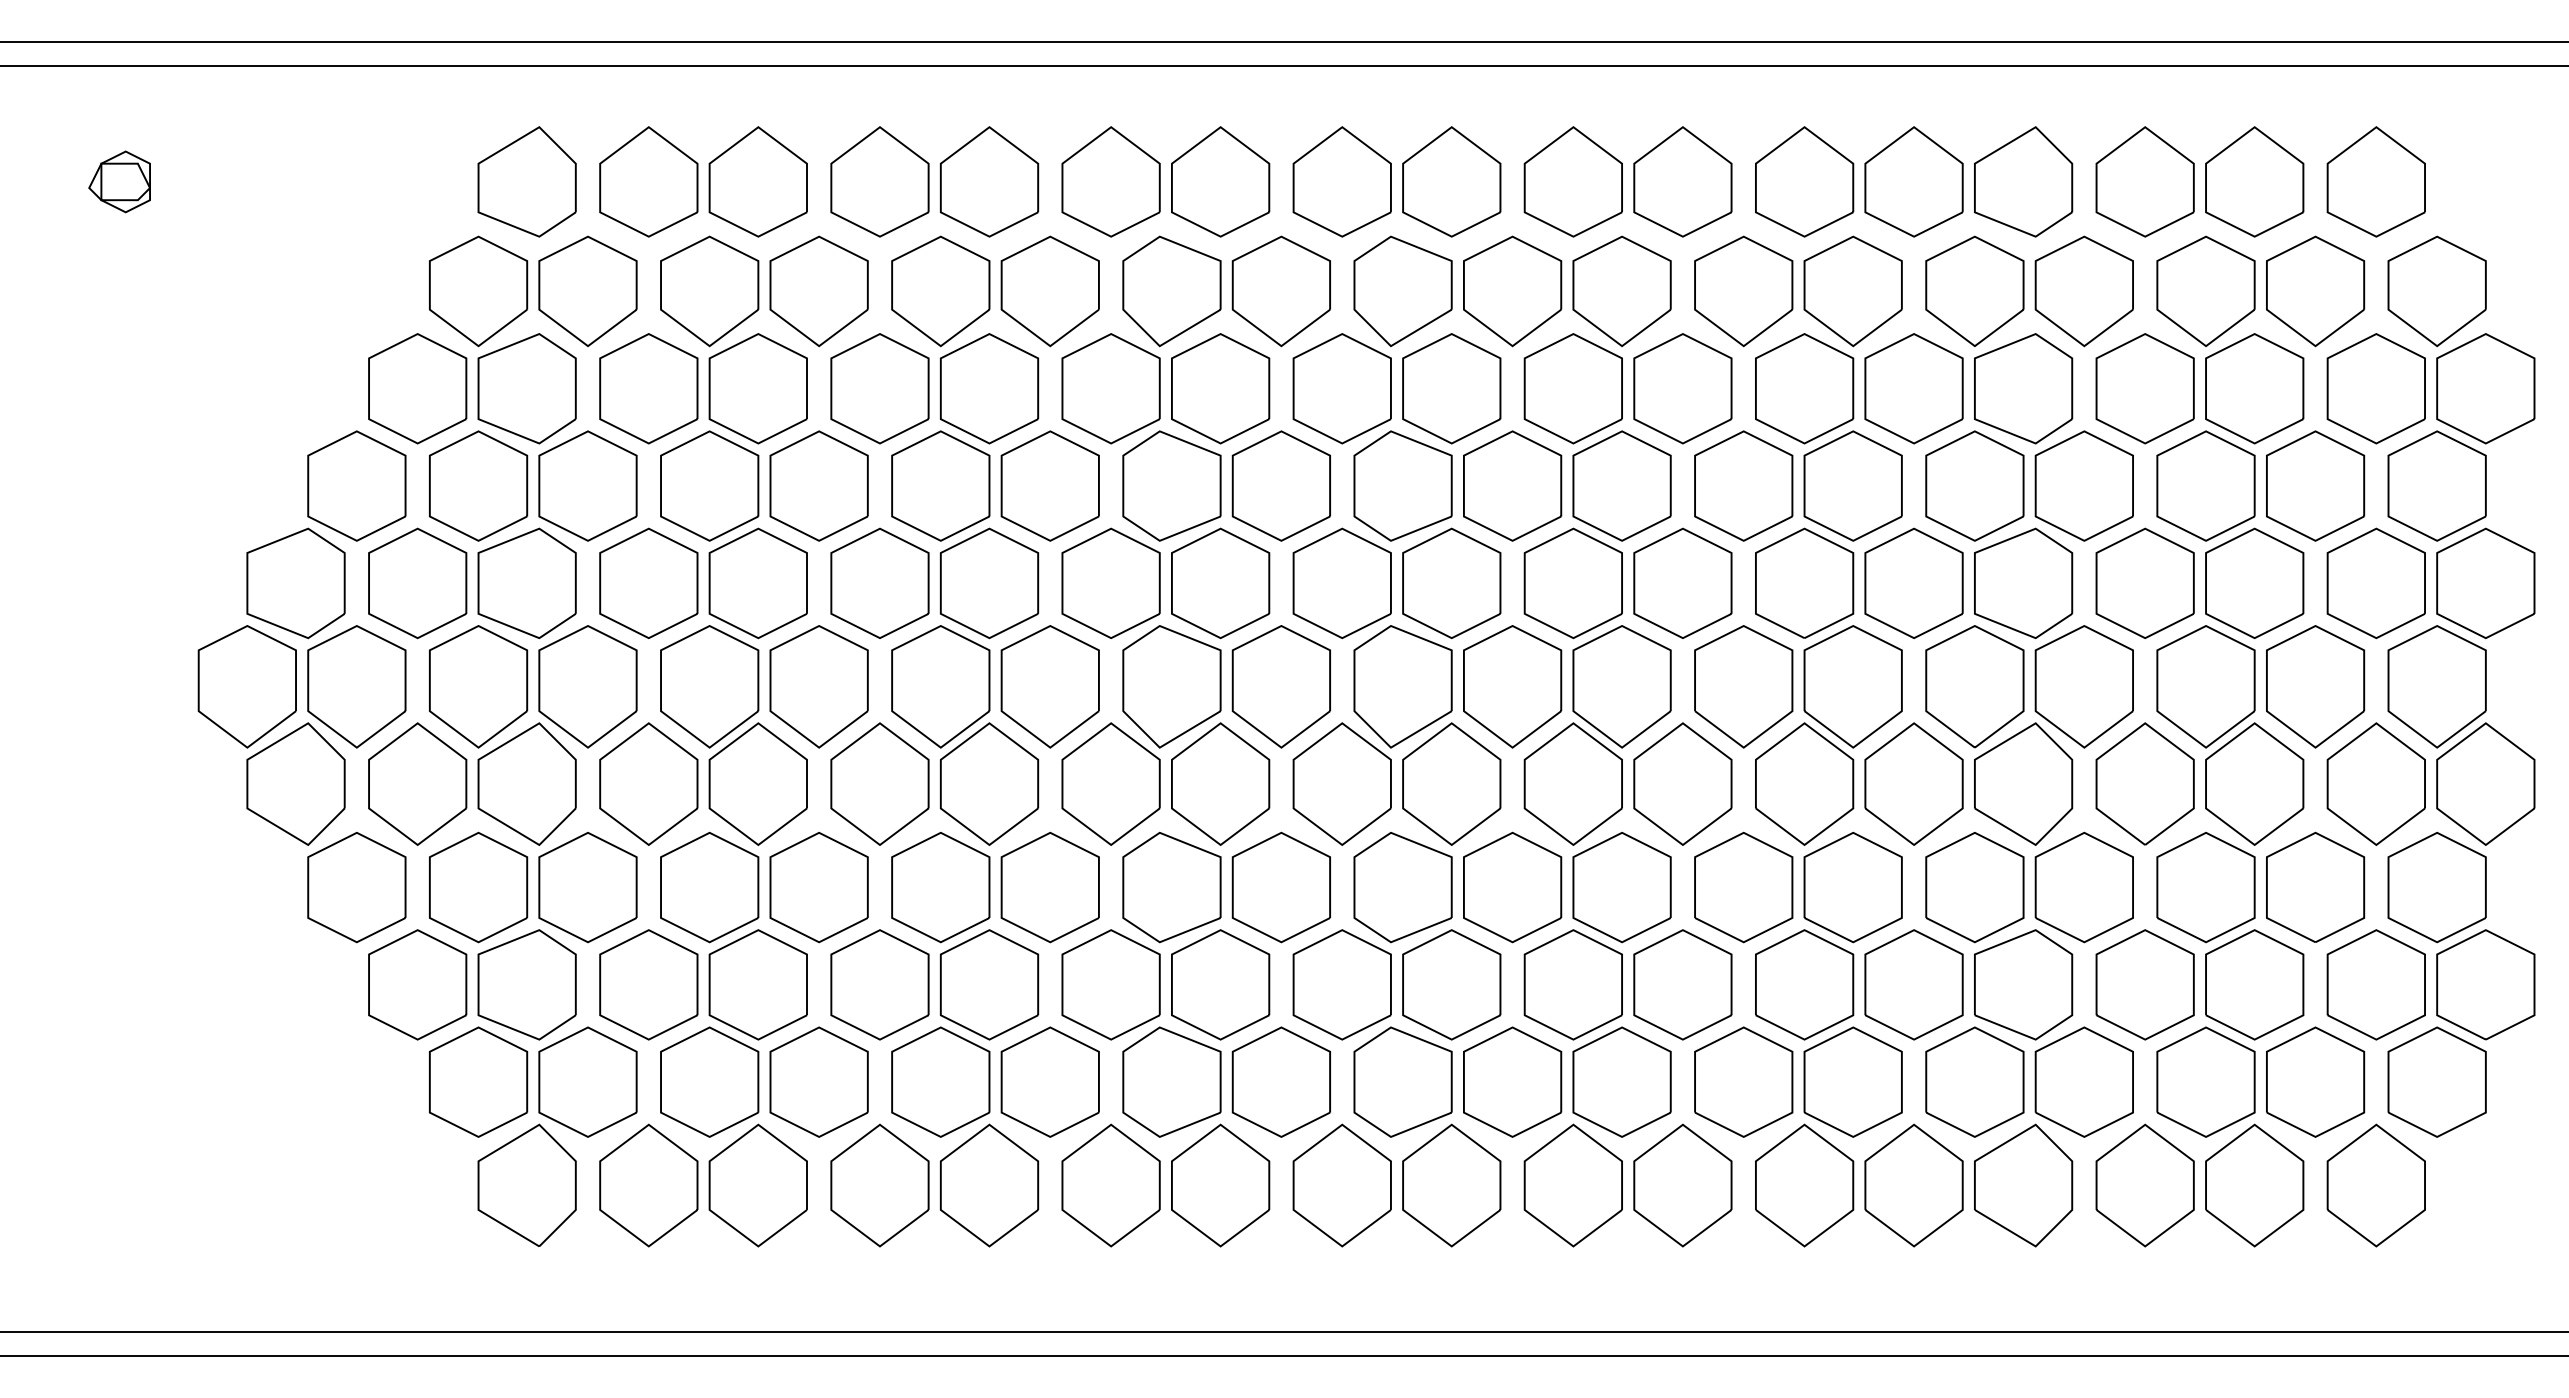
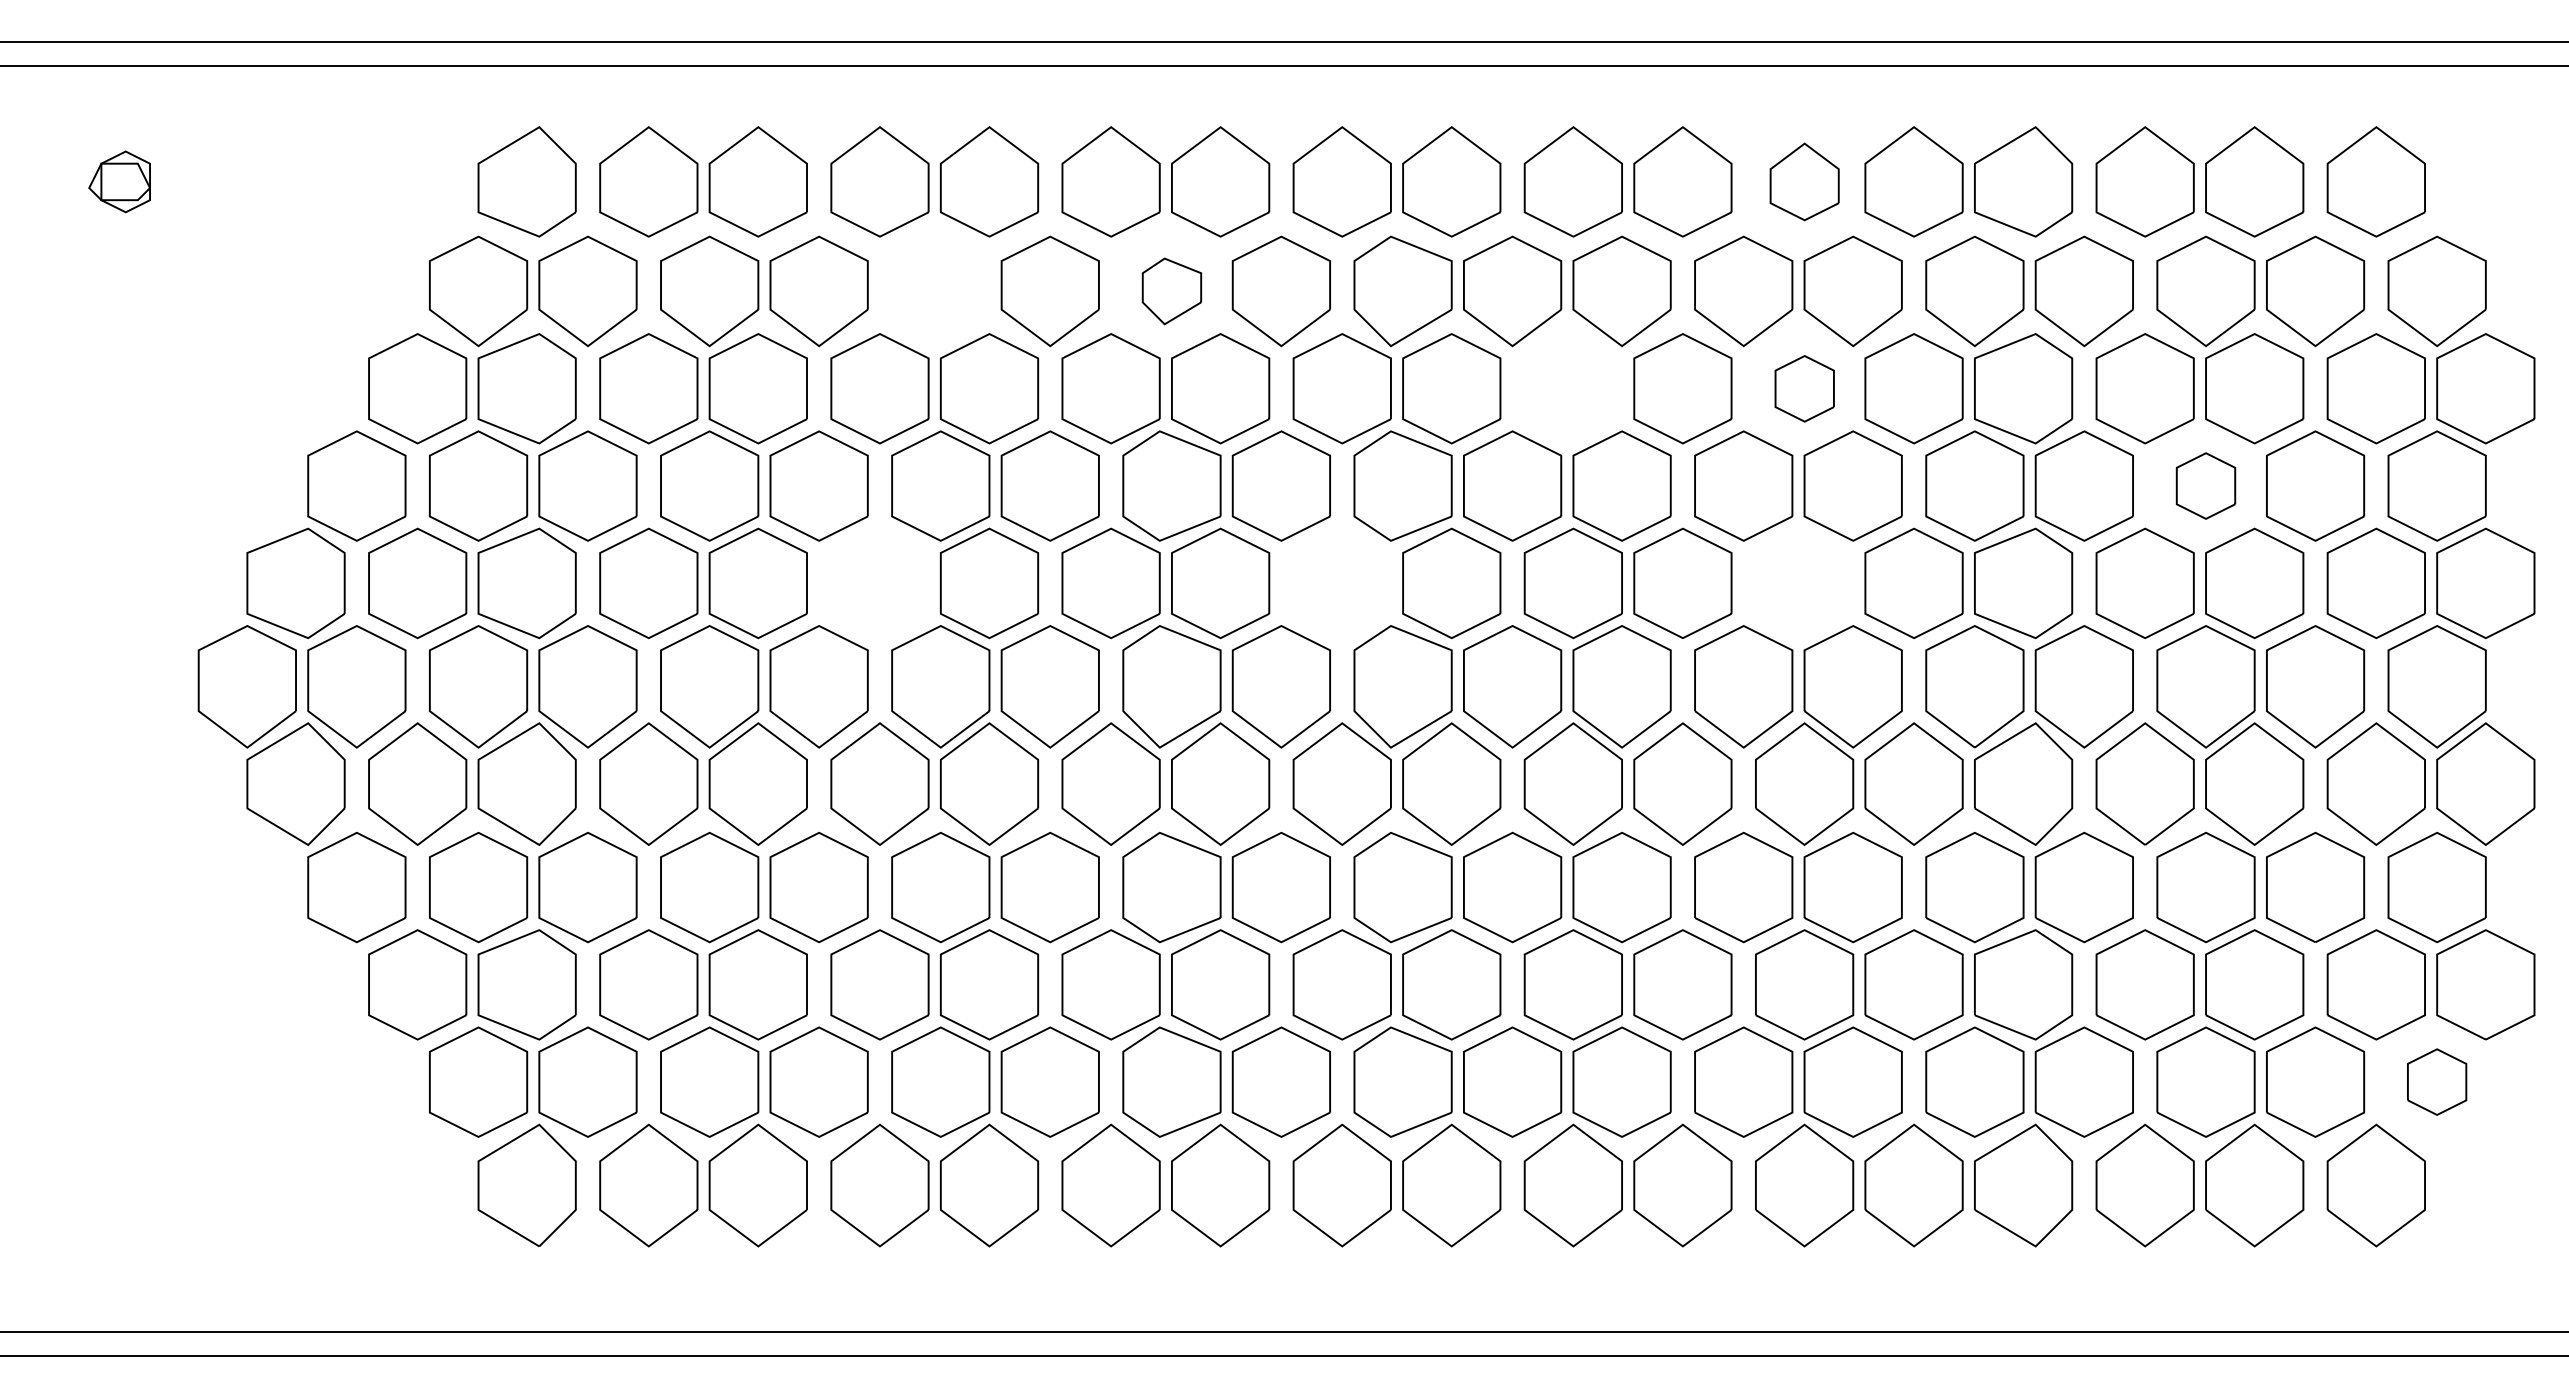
part size: 100x112 px -> 71x80 px (1804, 181)
part: present -> none (940, 291)
part size: 100x113 px -> 62x69 px (1171, 291)
part: present -> none (1572, 388)
part size: 100x112 px -> 61x68 px (1804, 388)
part size: 100x112 px -> 62x68 px (2205, 485)
part: present -> none (879, 582)
part: present -> none (1341, 582)
part: present -> none (1804, 582)
part size: 100x112 px -> 61x68 px (2437, 1081)
